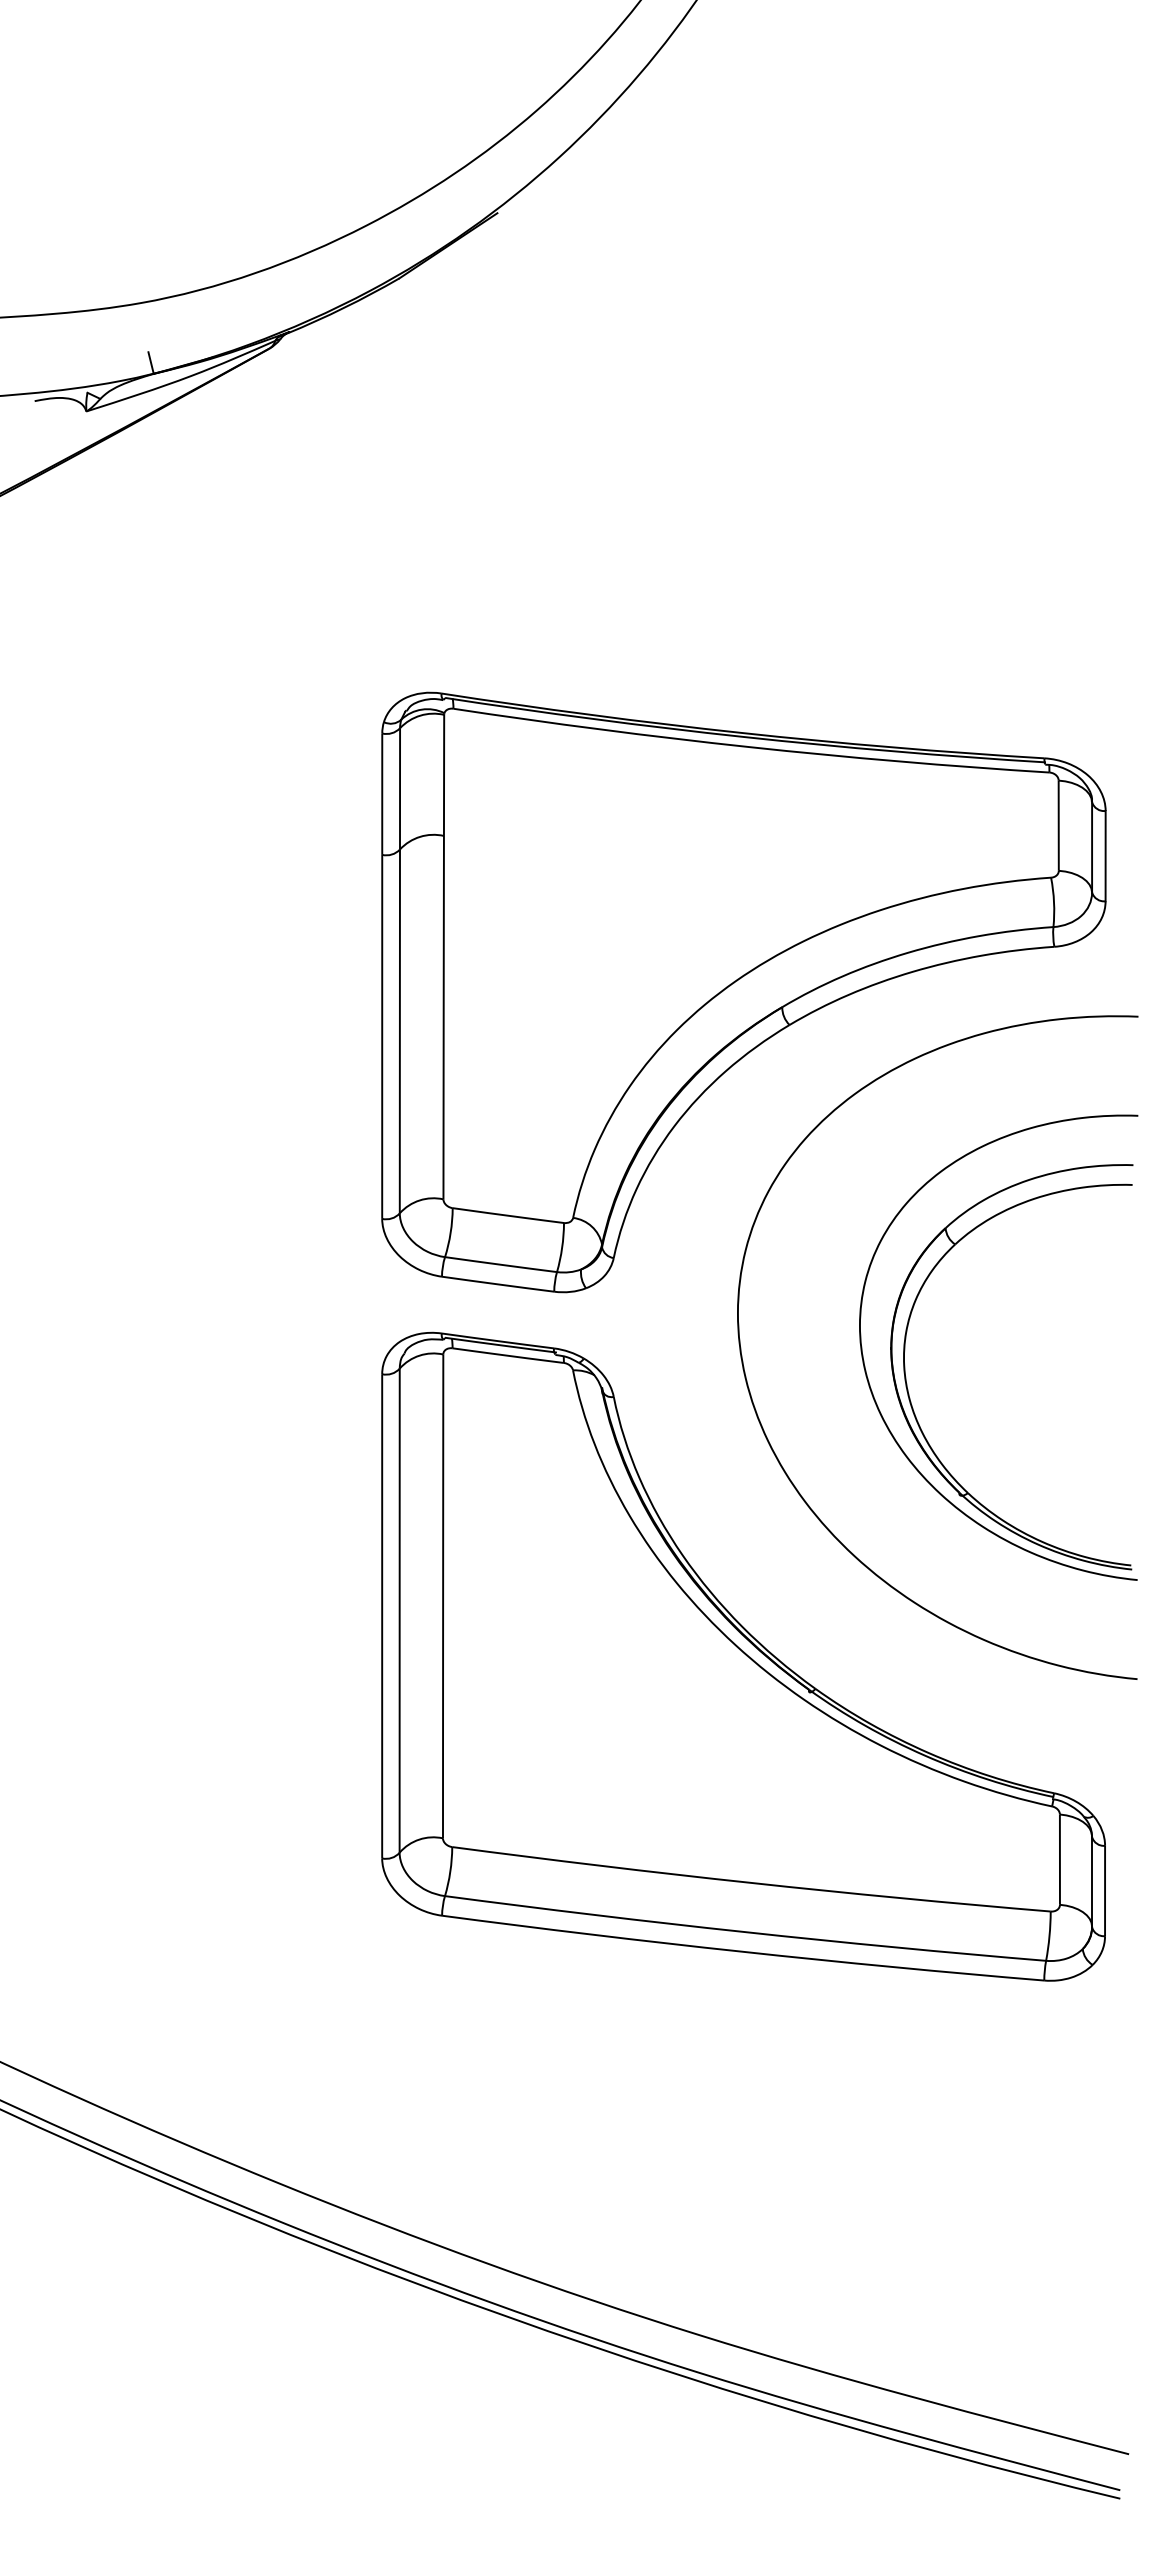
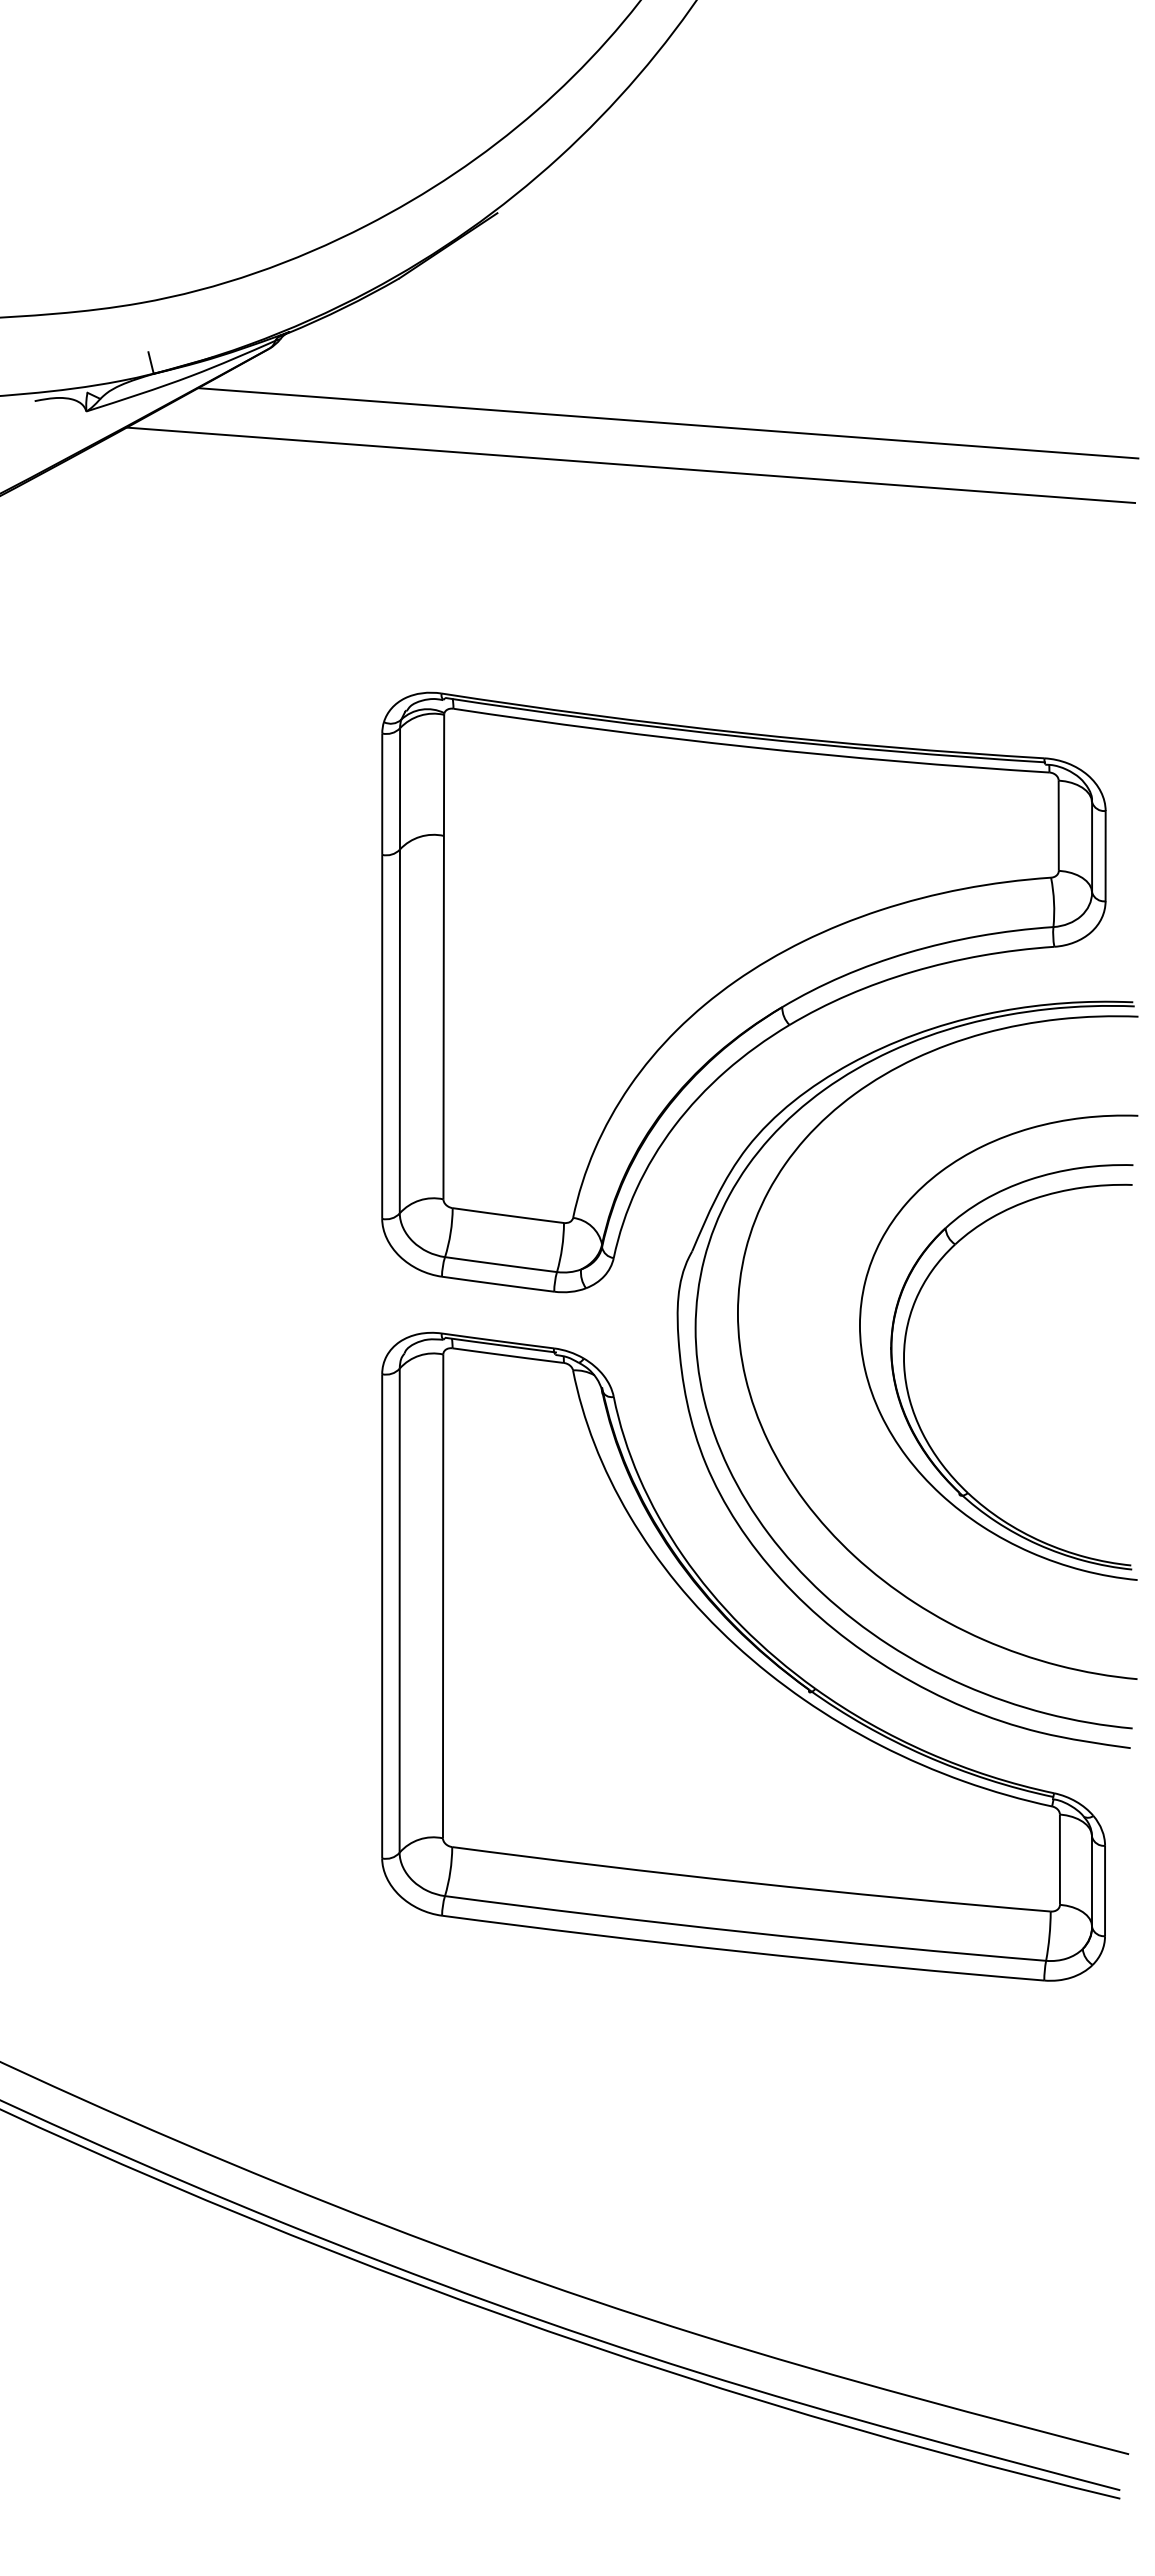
line: none -> present (667, 423)
line: none -> present (630, 465)
part: none -> present (723, 1453)
